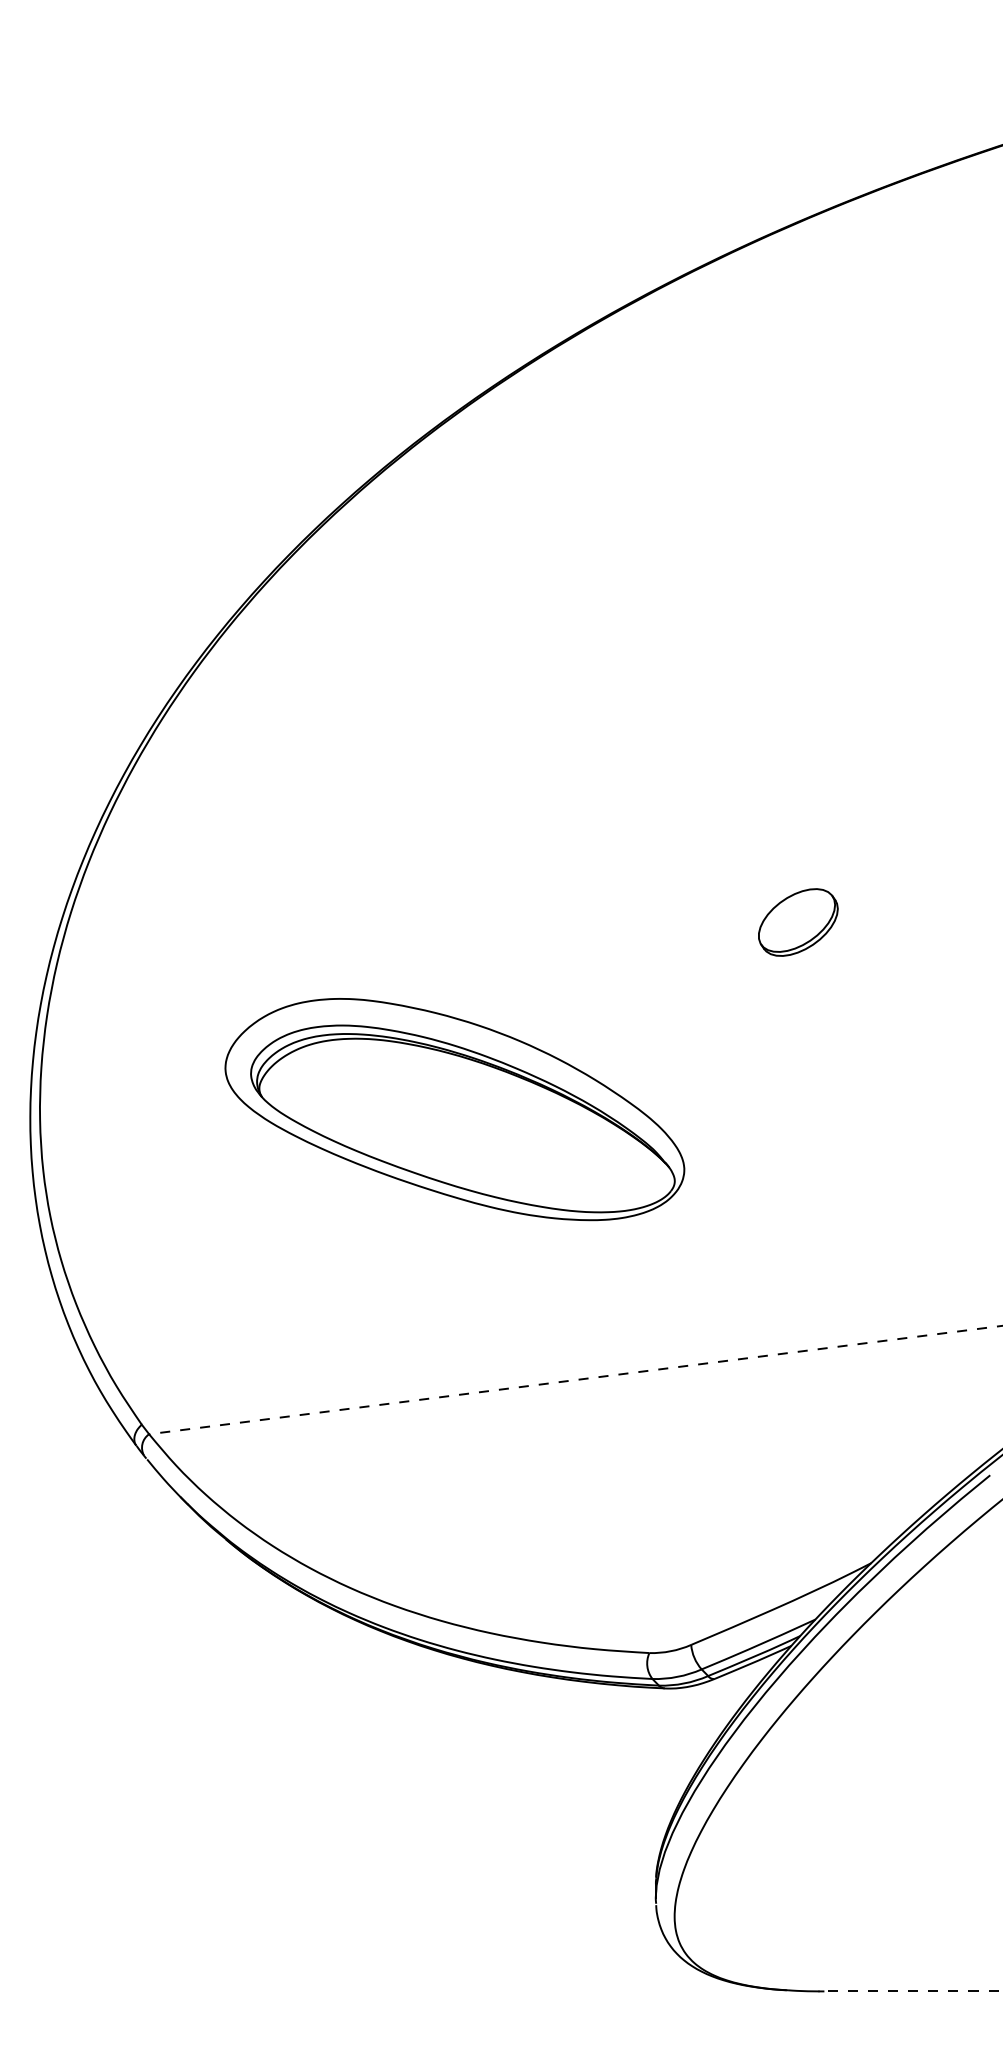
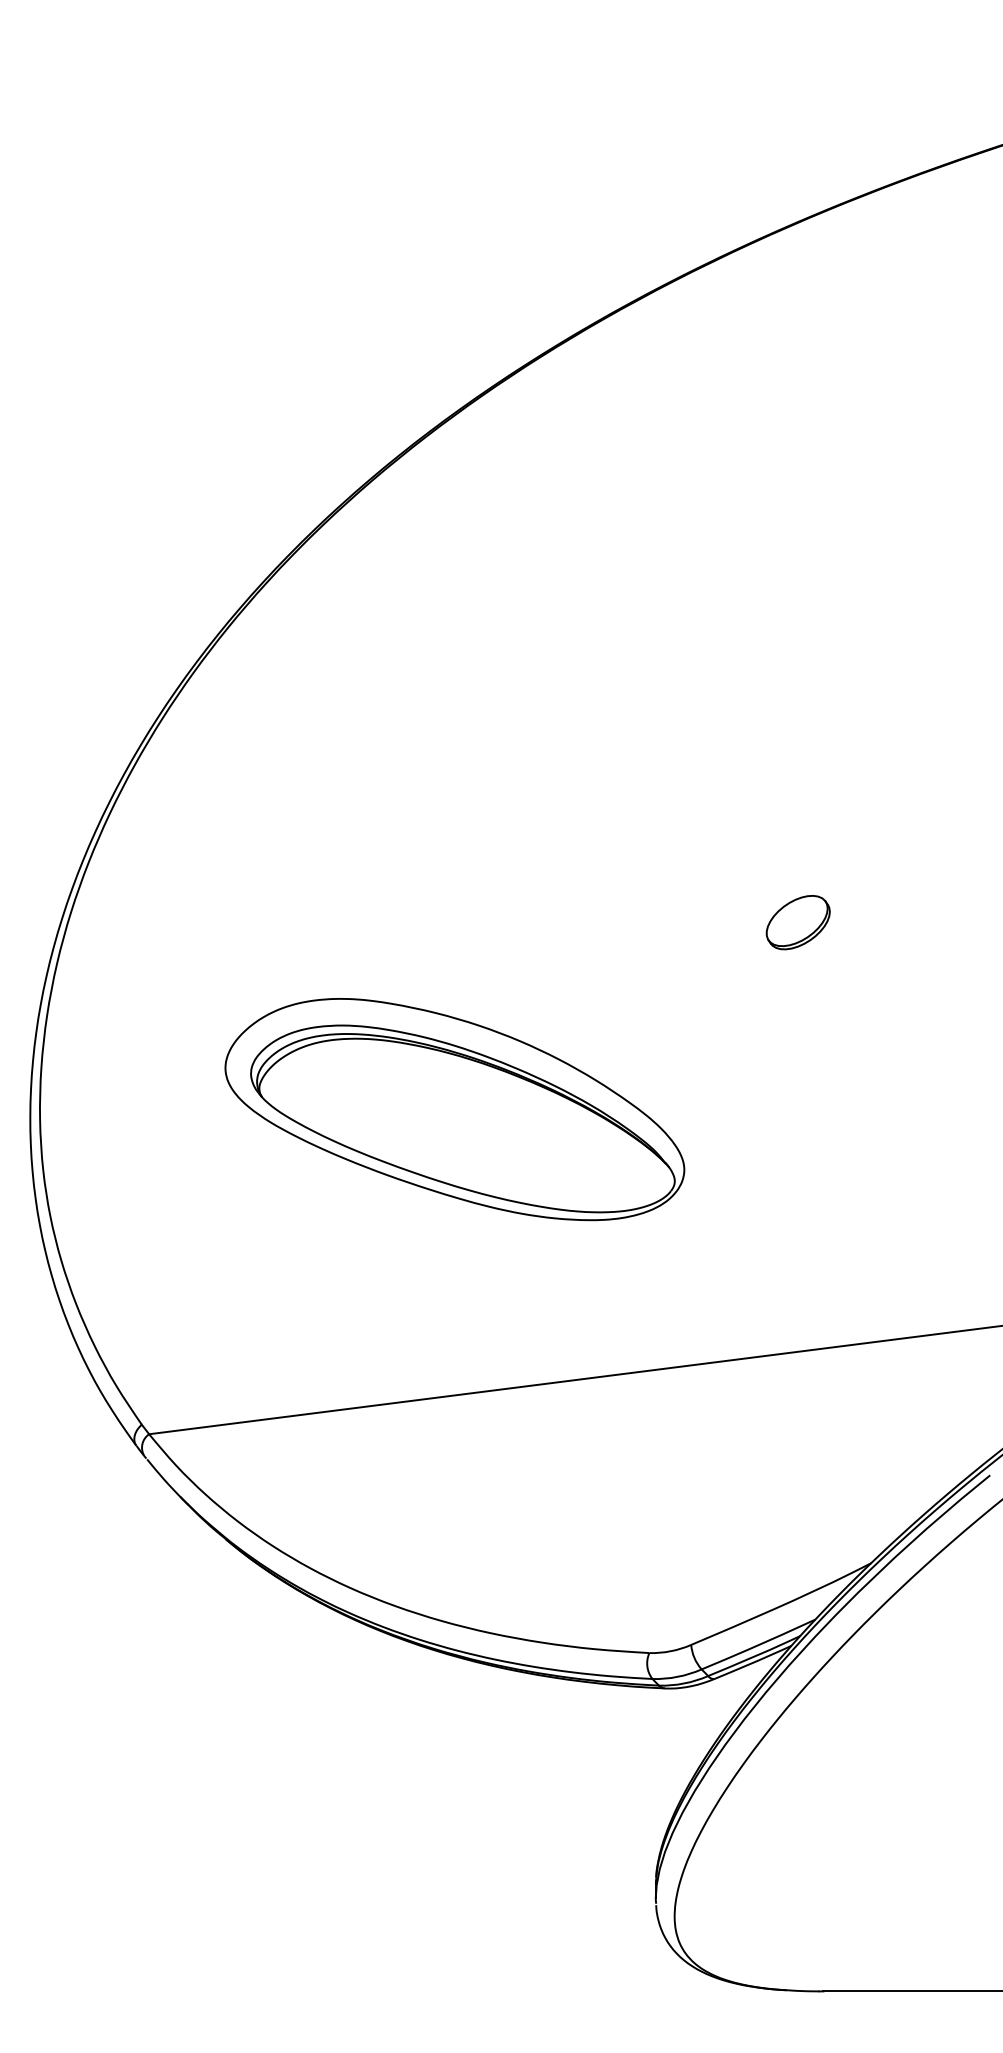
part size: 81x69 px -> 66x56 px (797, 922)
line: dashed -> solid (575, 1380)
line: dashed -> solid (912, 1991)
